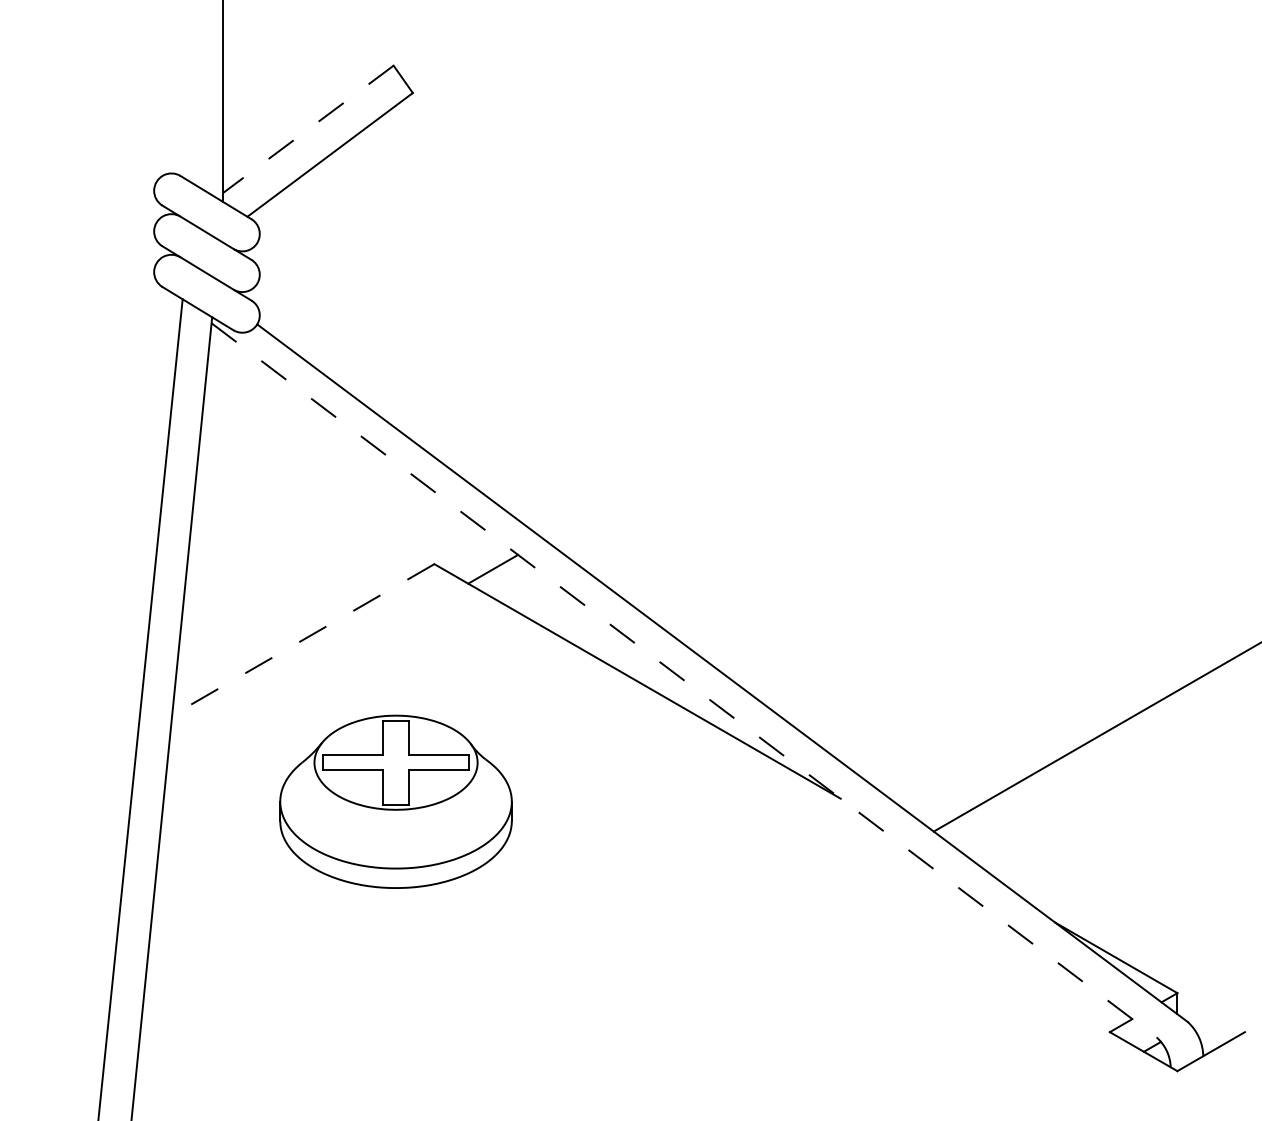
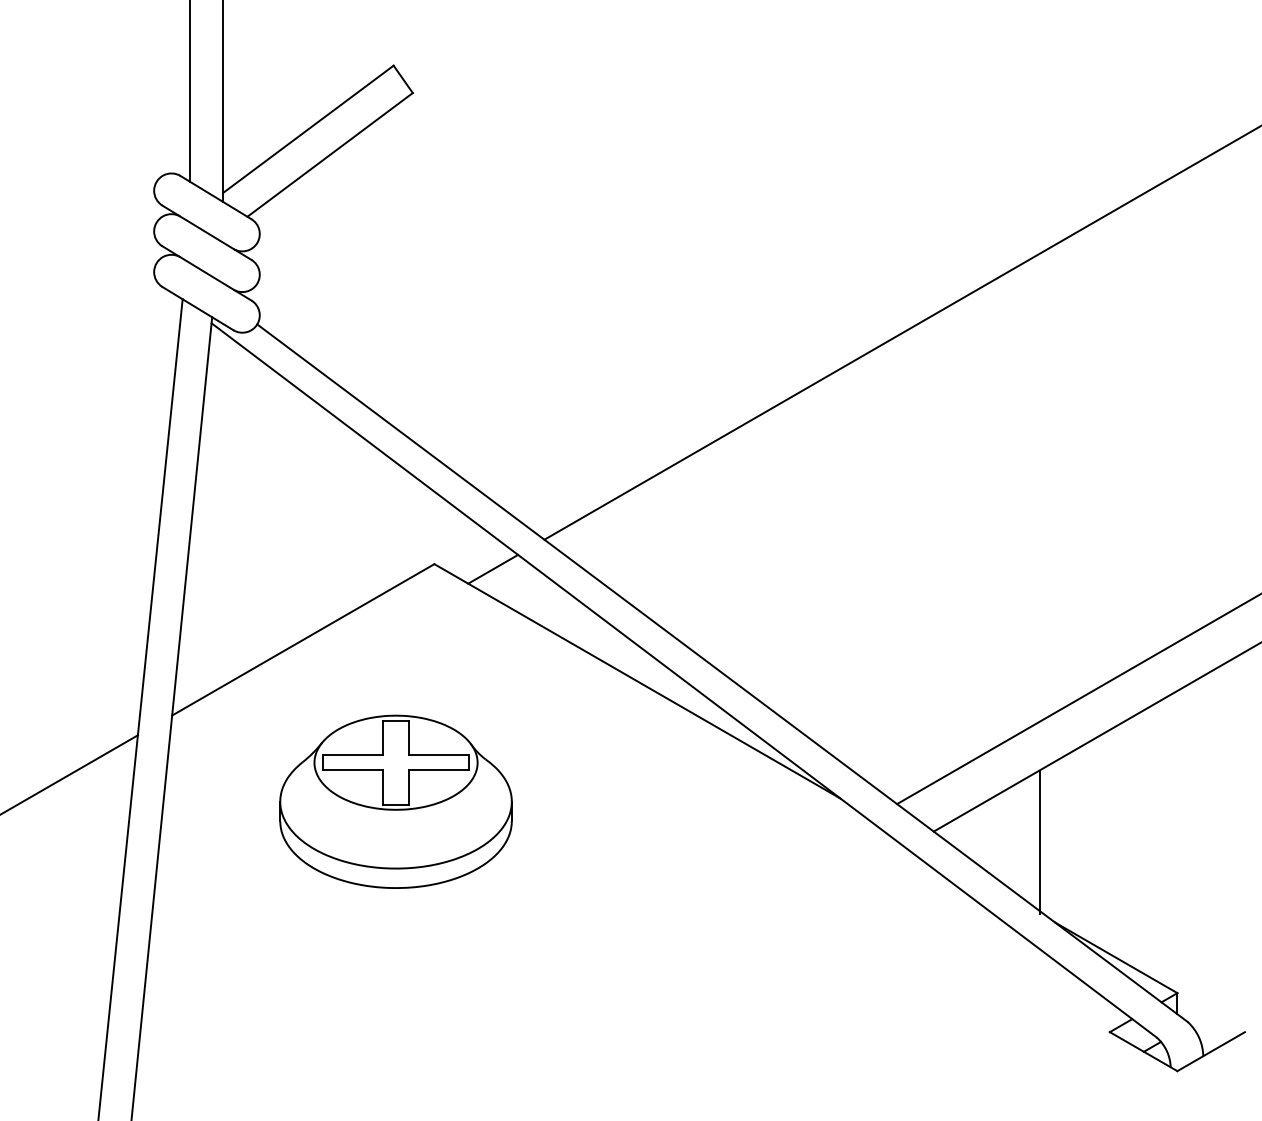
line: none -> present (189, 91)
line: dashed -> solid (307, 129)
line: none -> present (901, 333)
line: dashed -> solid (302, 640)
line: dashed -> solid (684, 680)
line: none -> present (1077, 699)
line: none -> present (69, 774)
line: none -> present (1039, 841)
